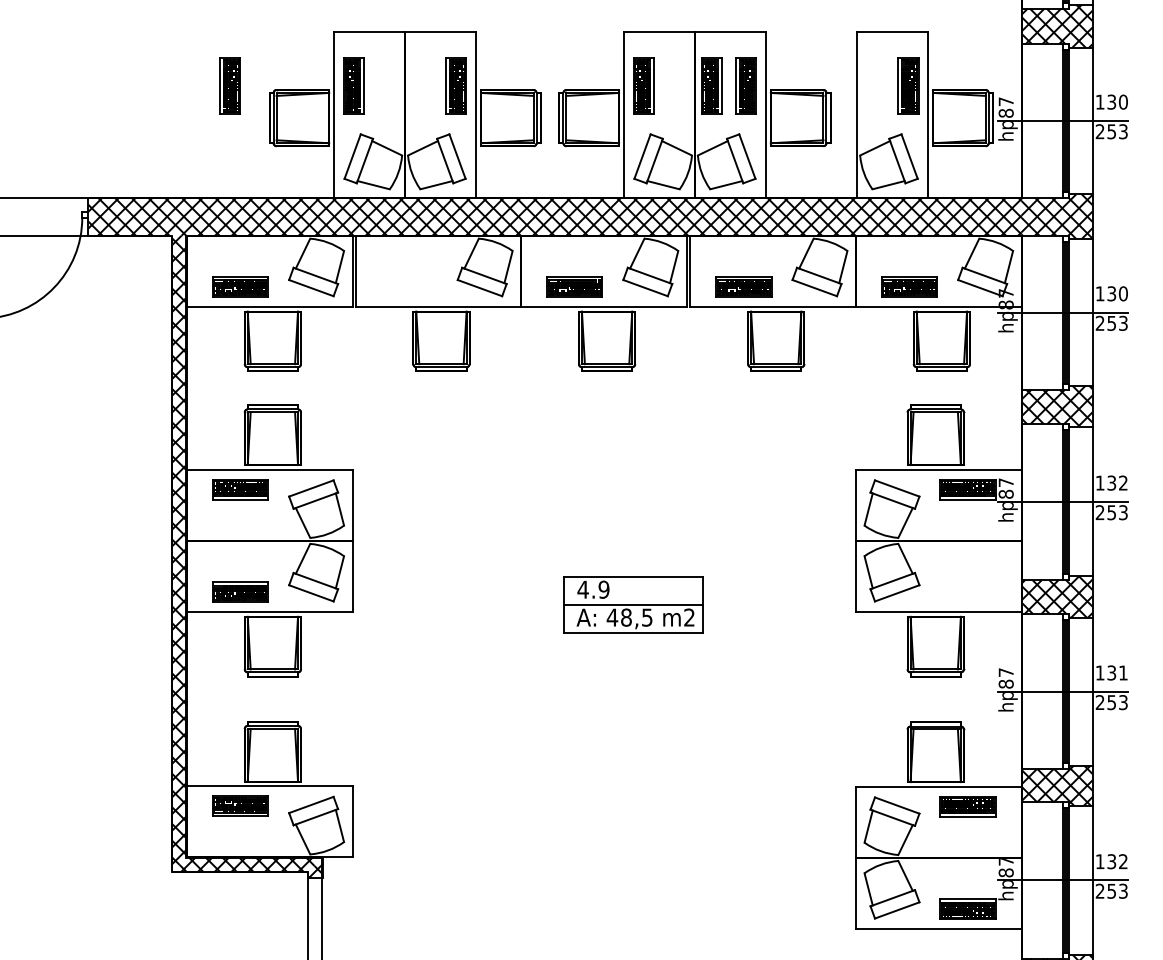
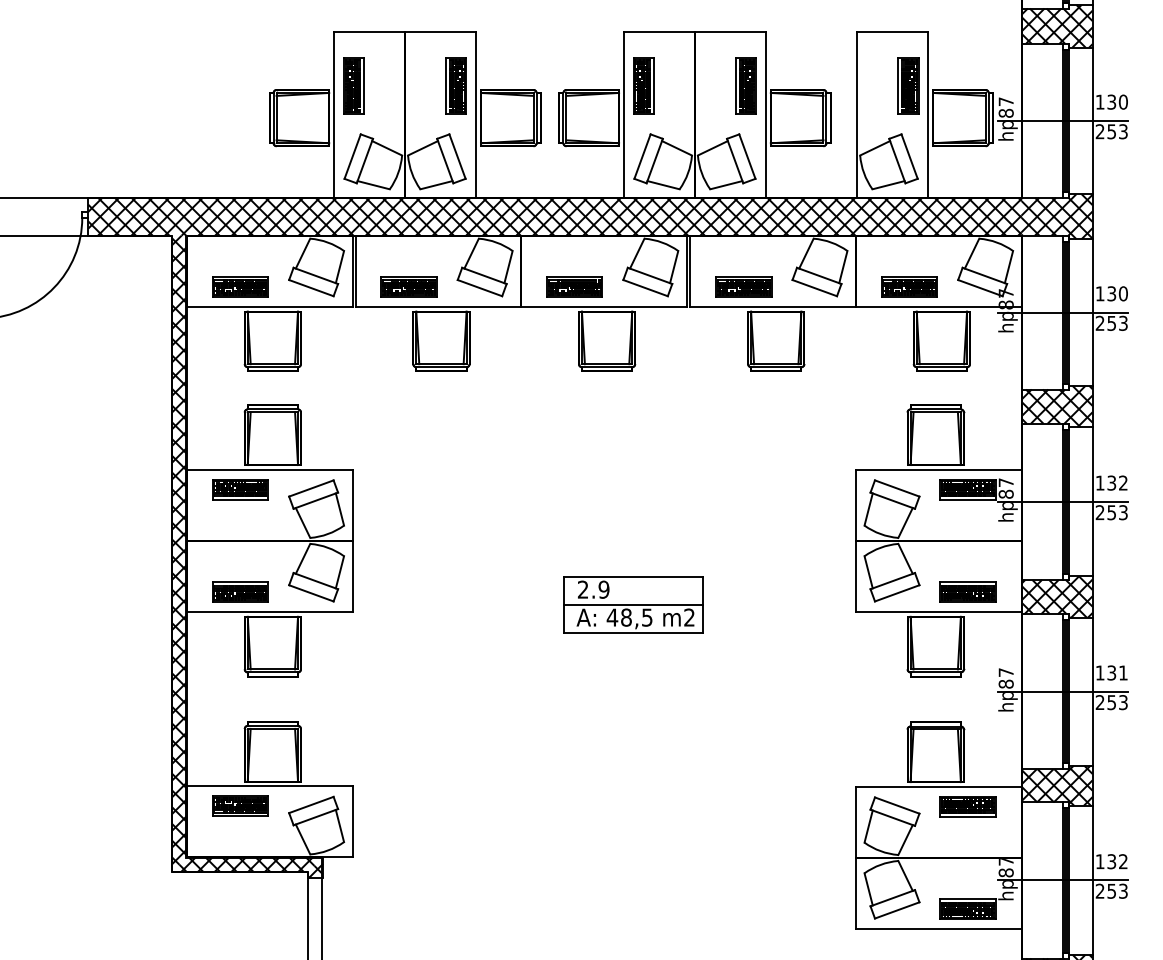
part: present -> none (229, 85)
part: present -> none (711, 85)
part: none -> present (408, 286)
text: 4.9 -> 2.9 (582, 589)
part: none -> present (967, 591)
